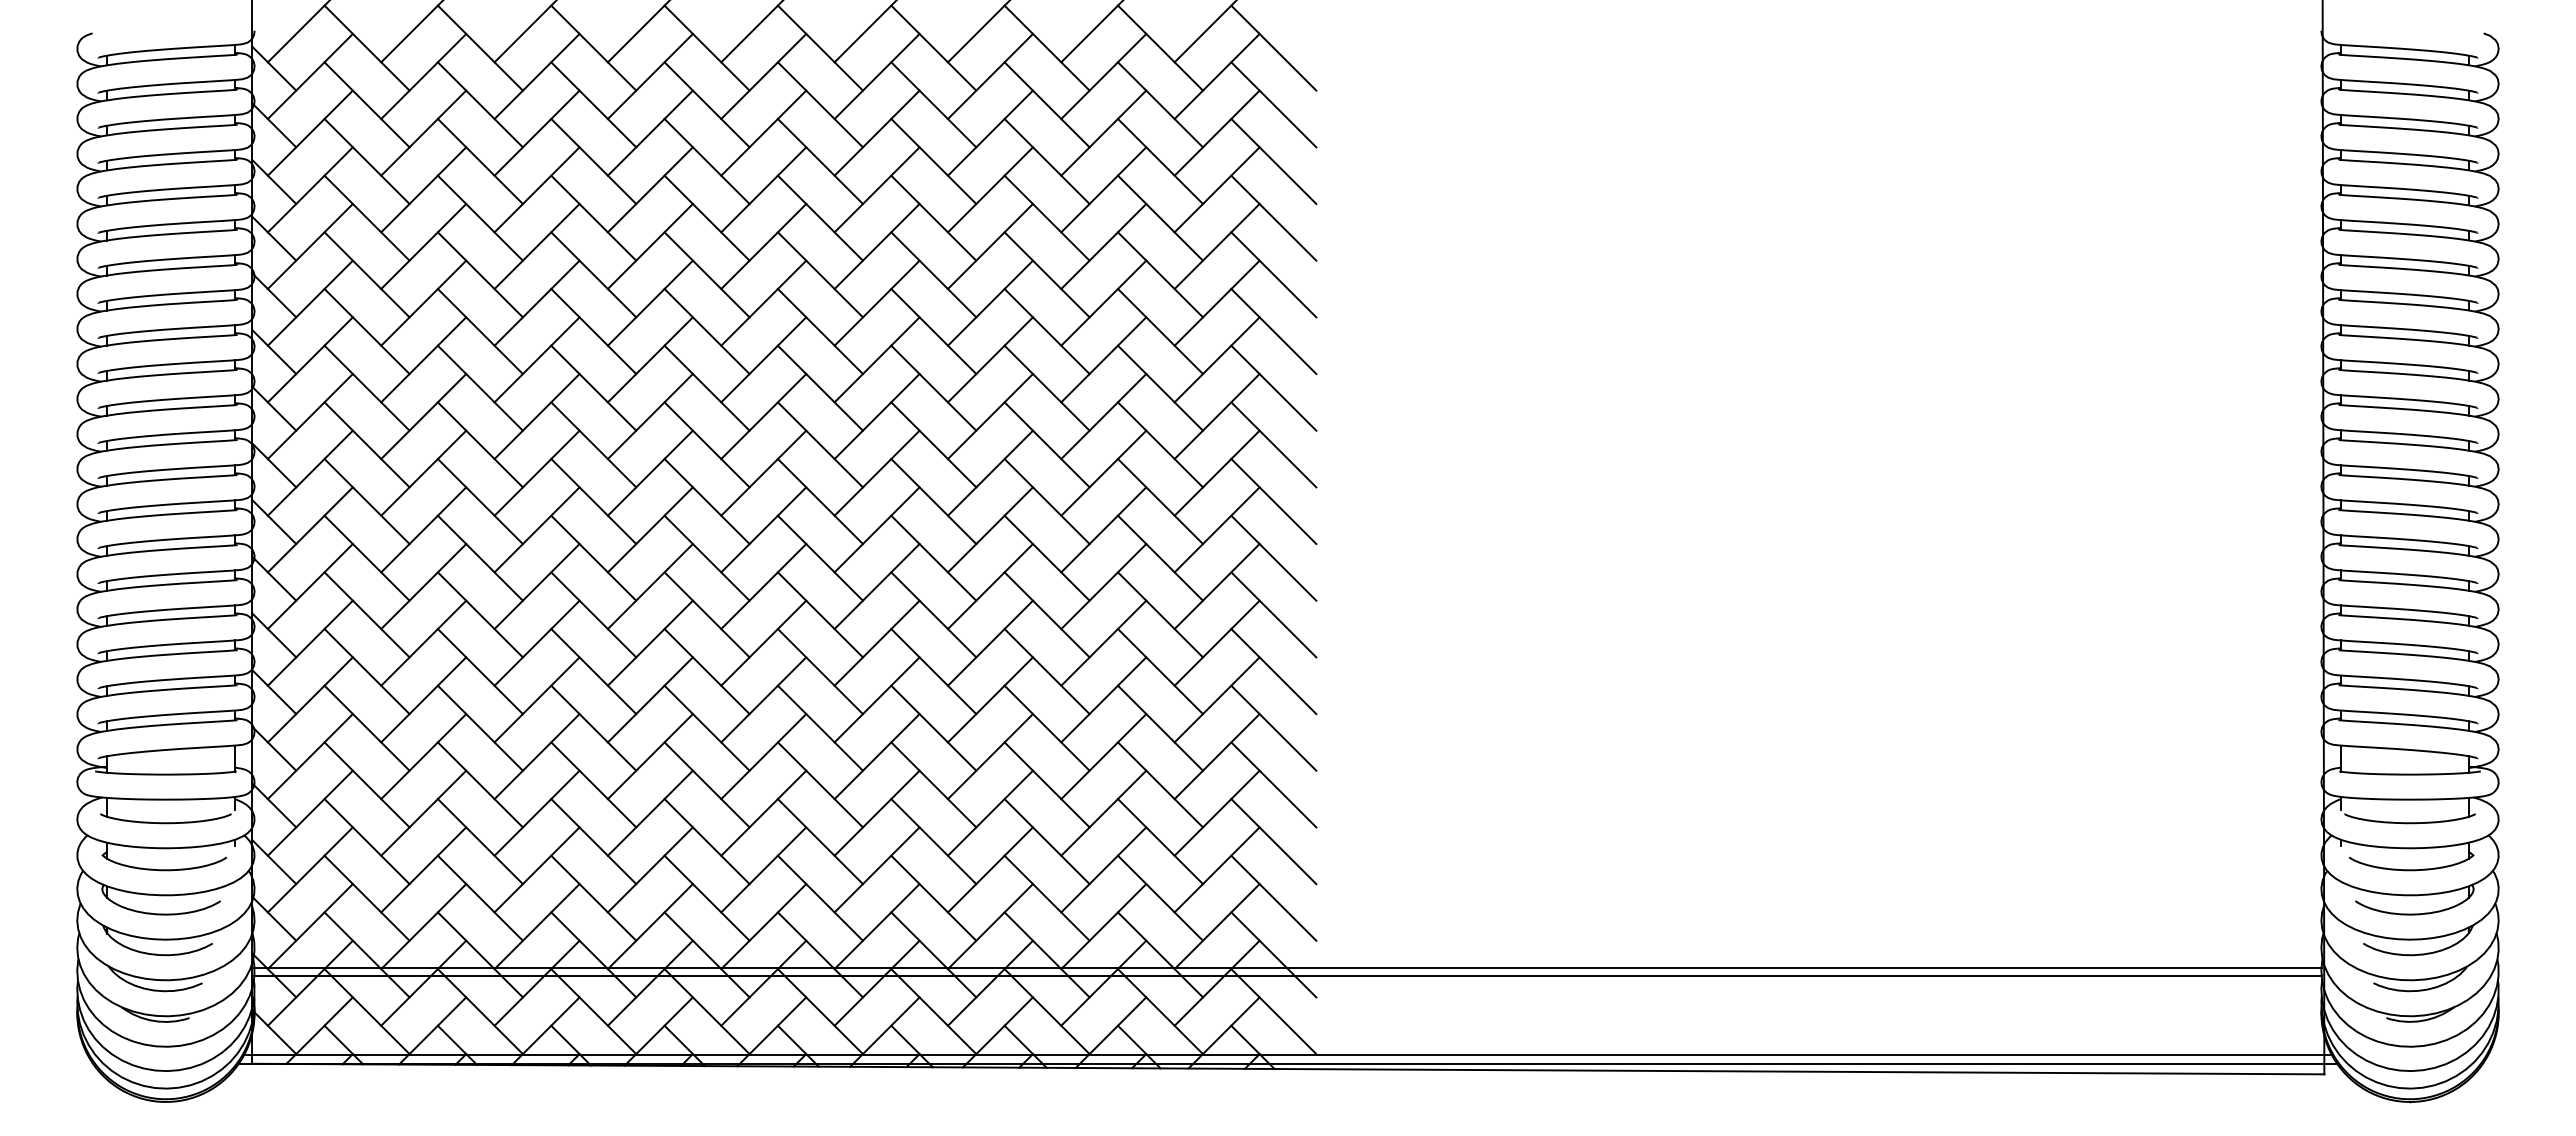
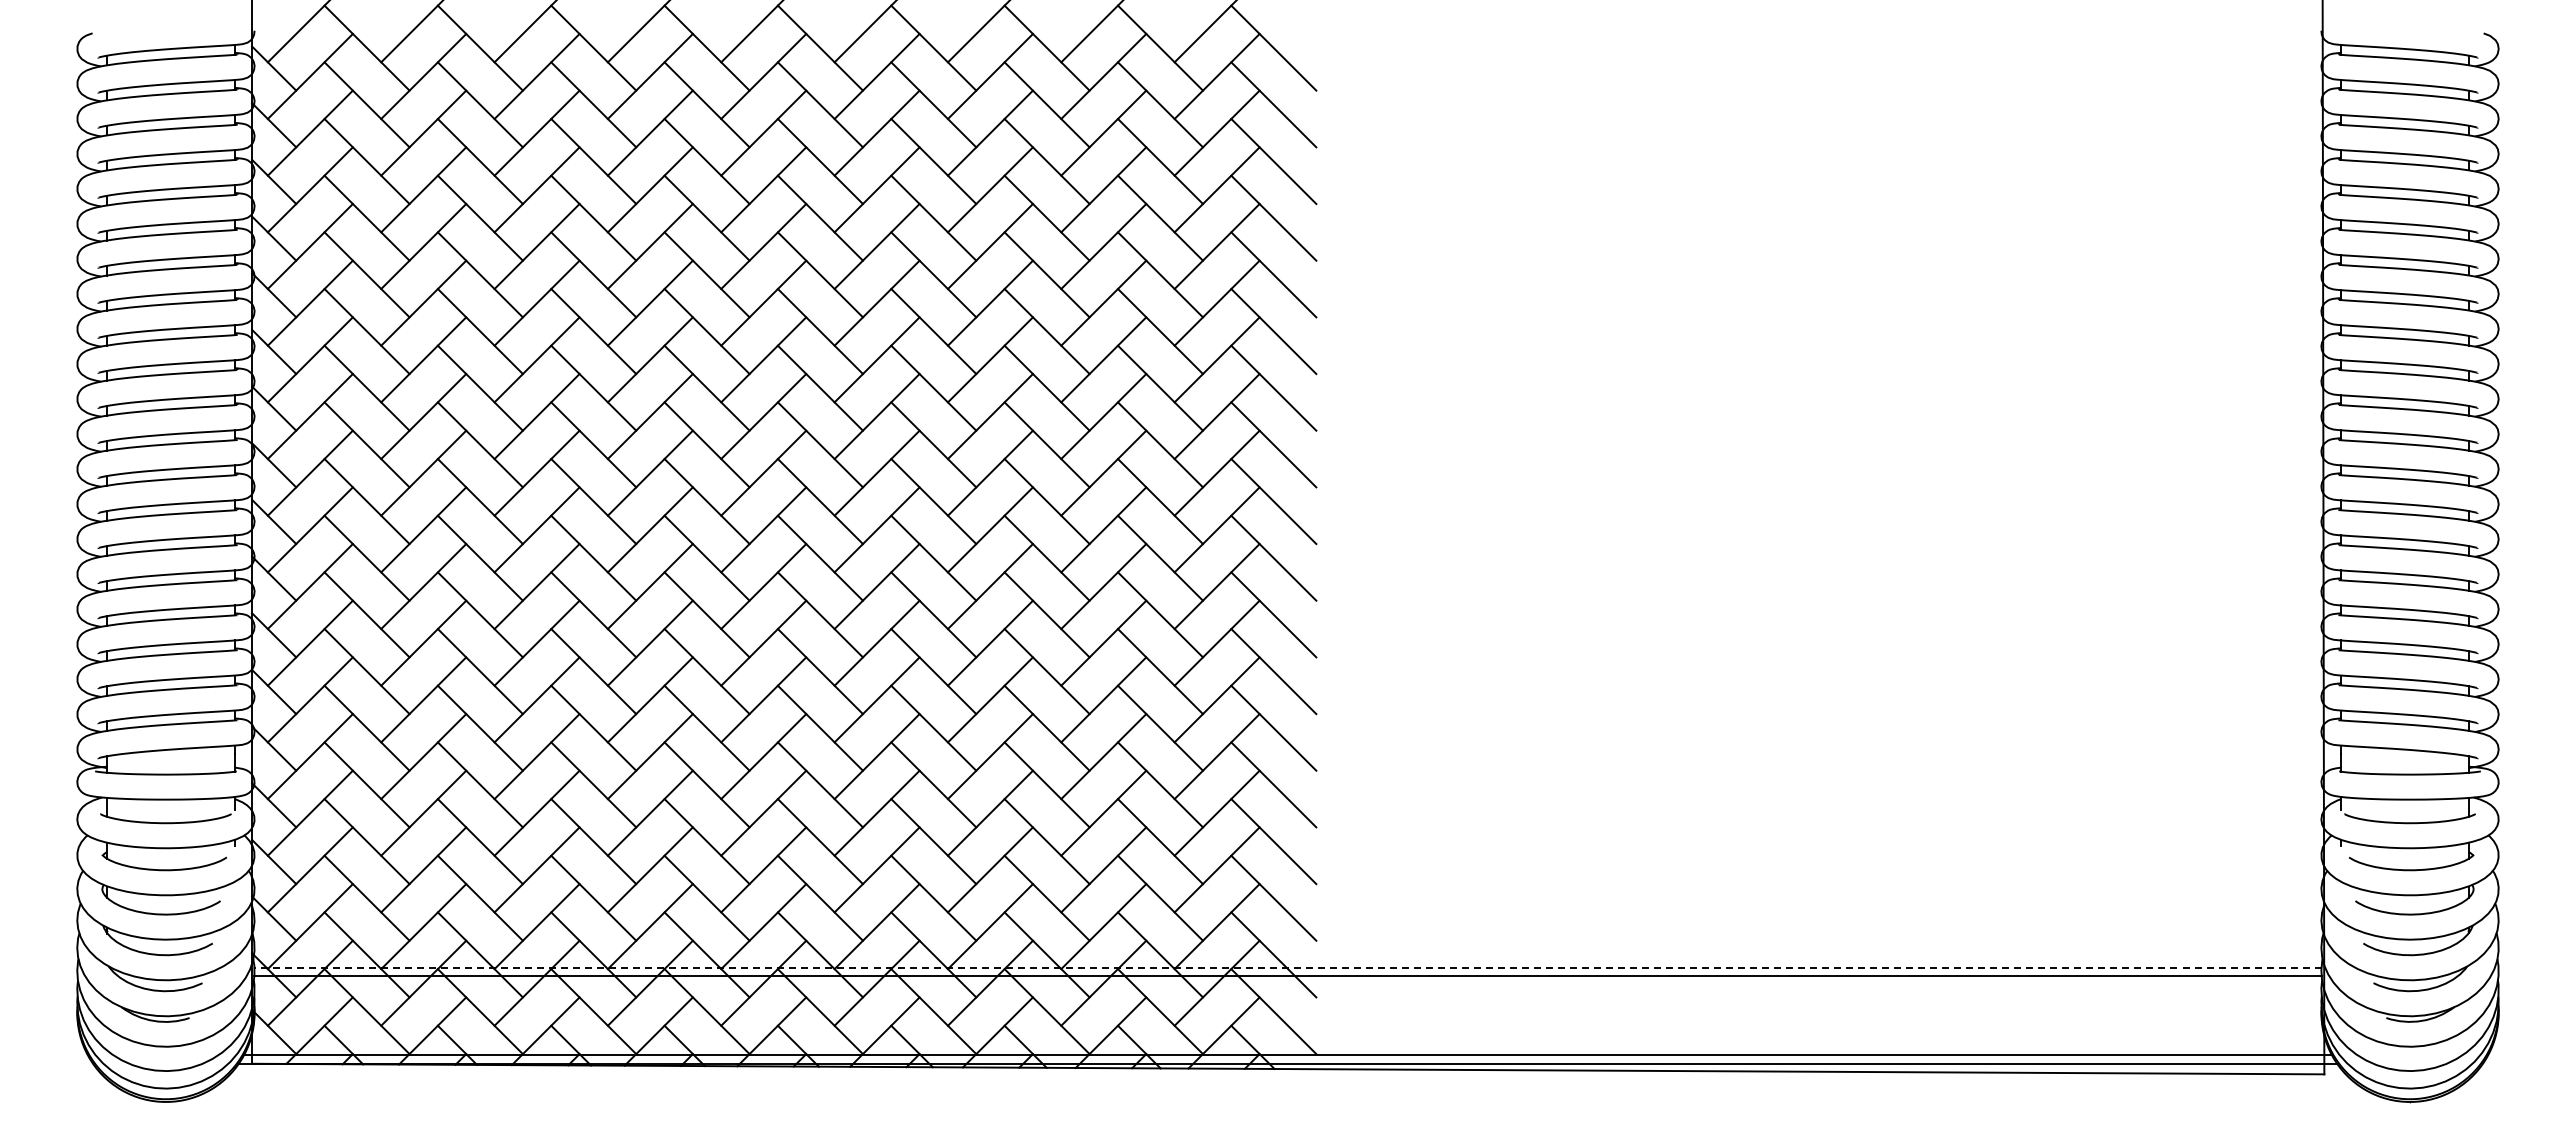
line: solid -> dashed (1288, 968)
